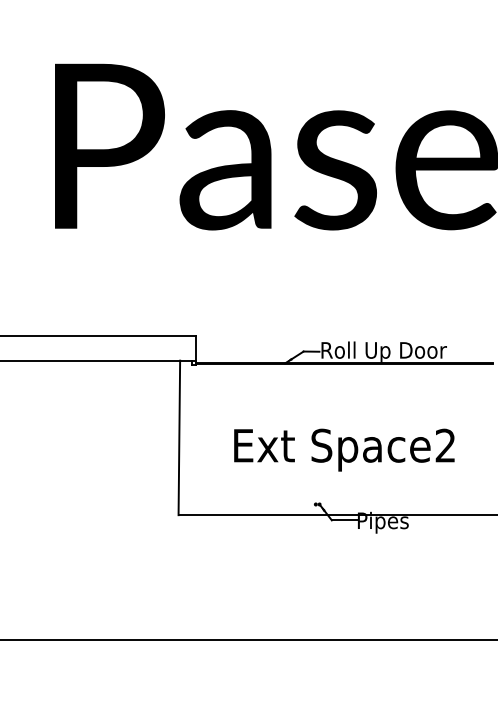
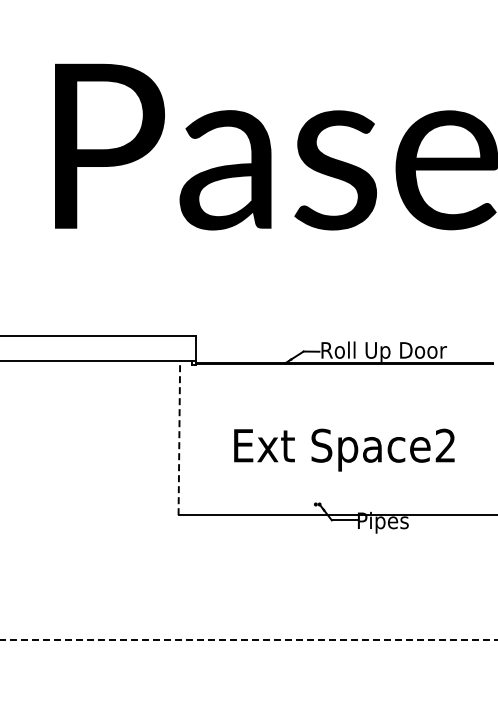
line: solid -> dashed (179, 437)
line: solid -> dashed (248, 640)
